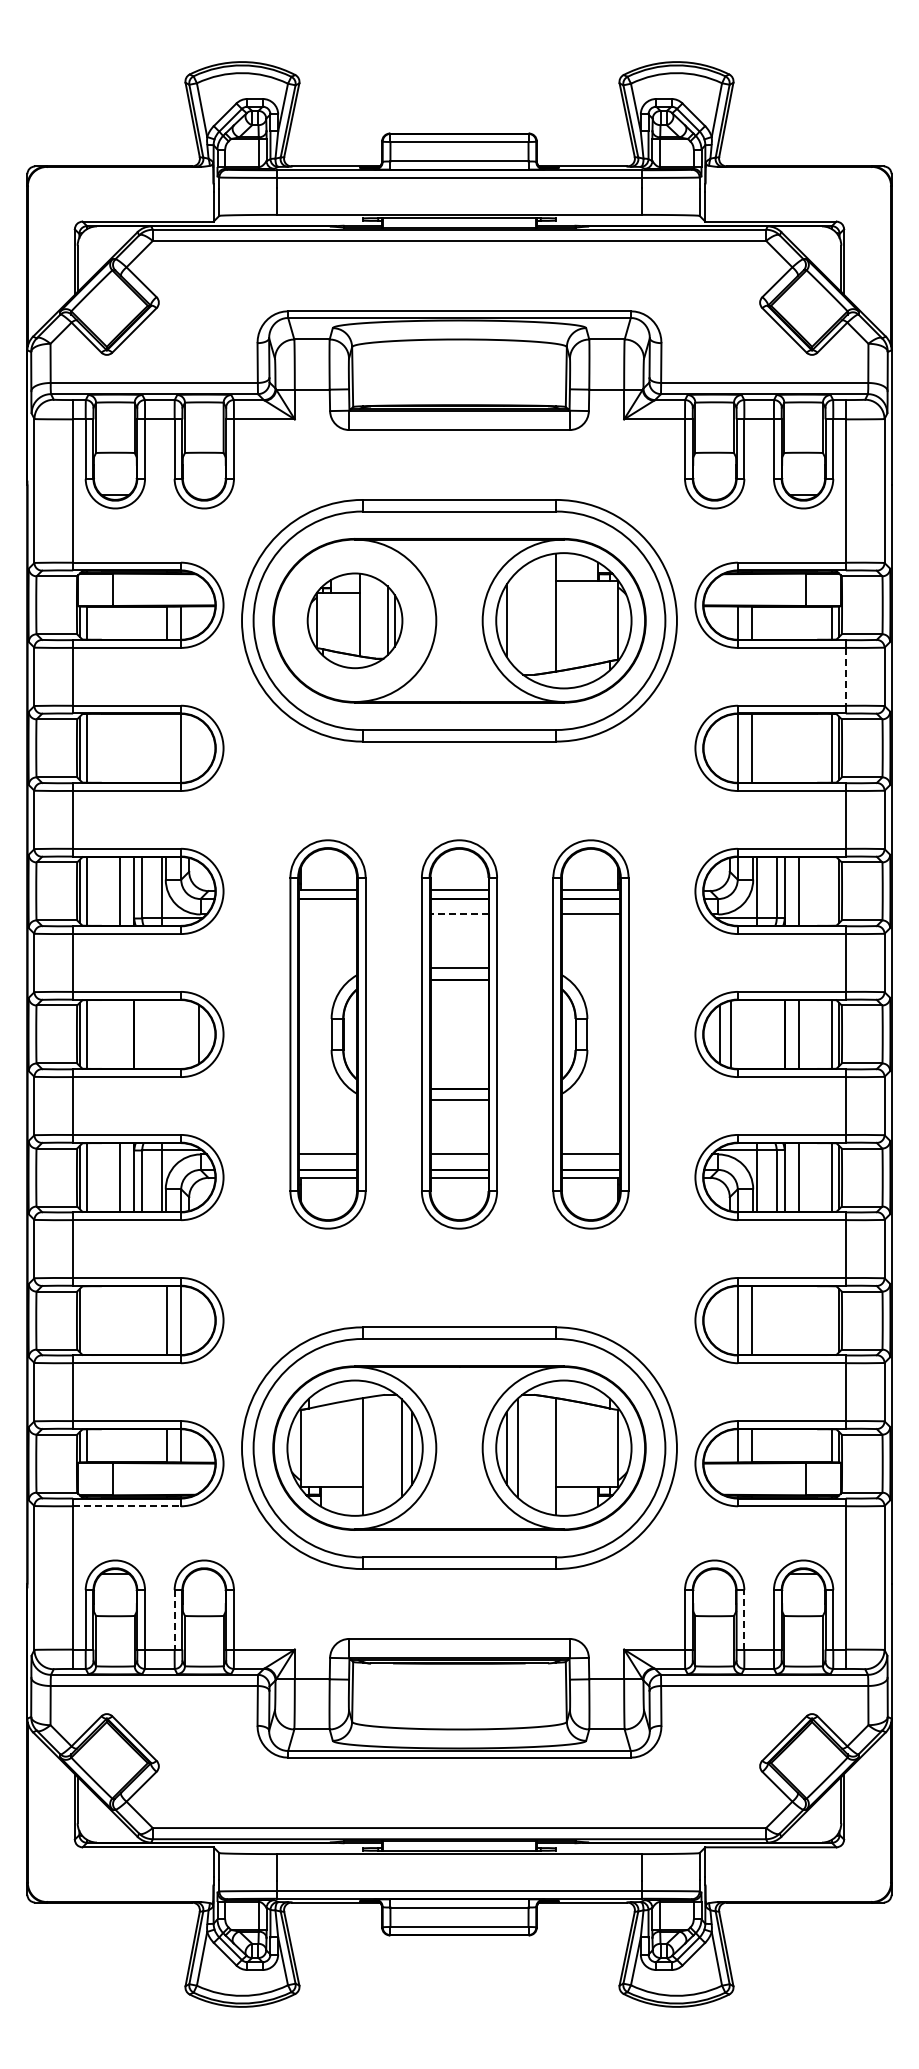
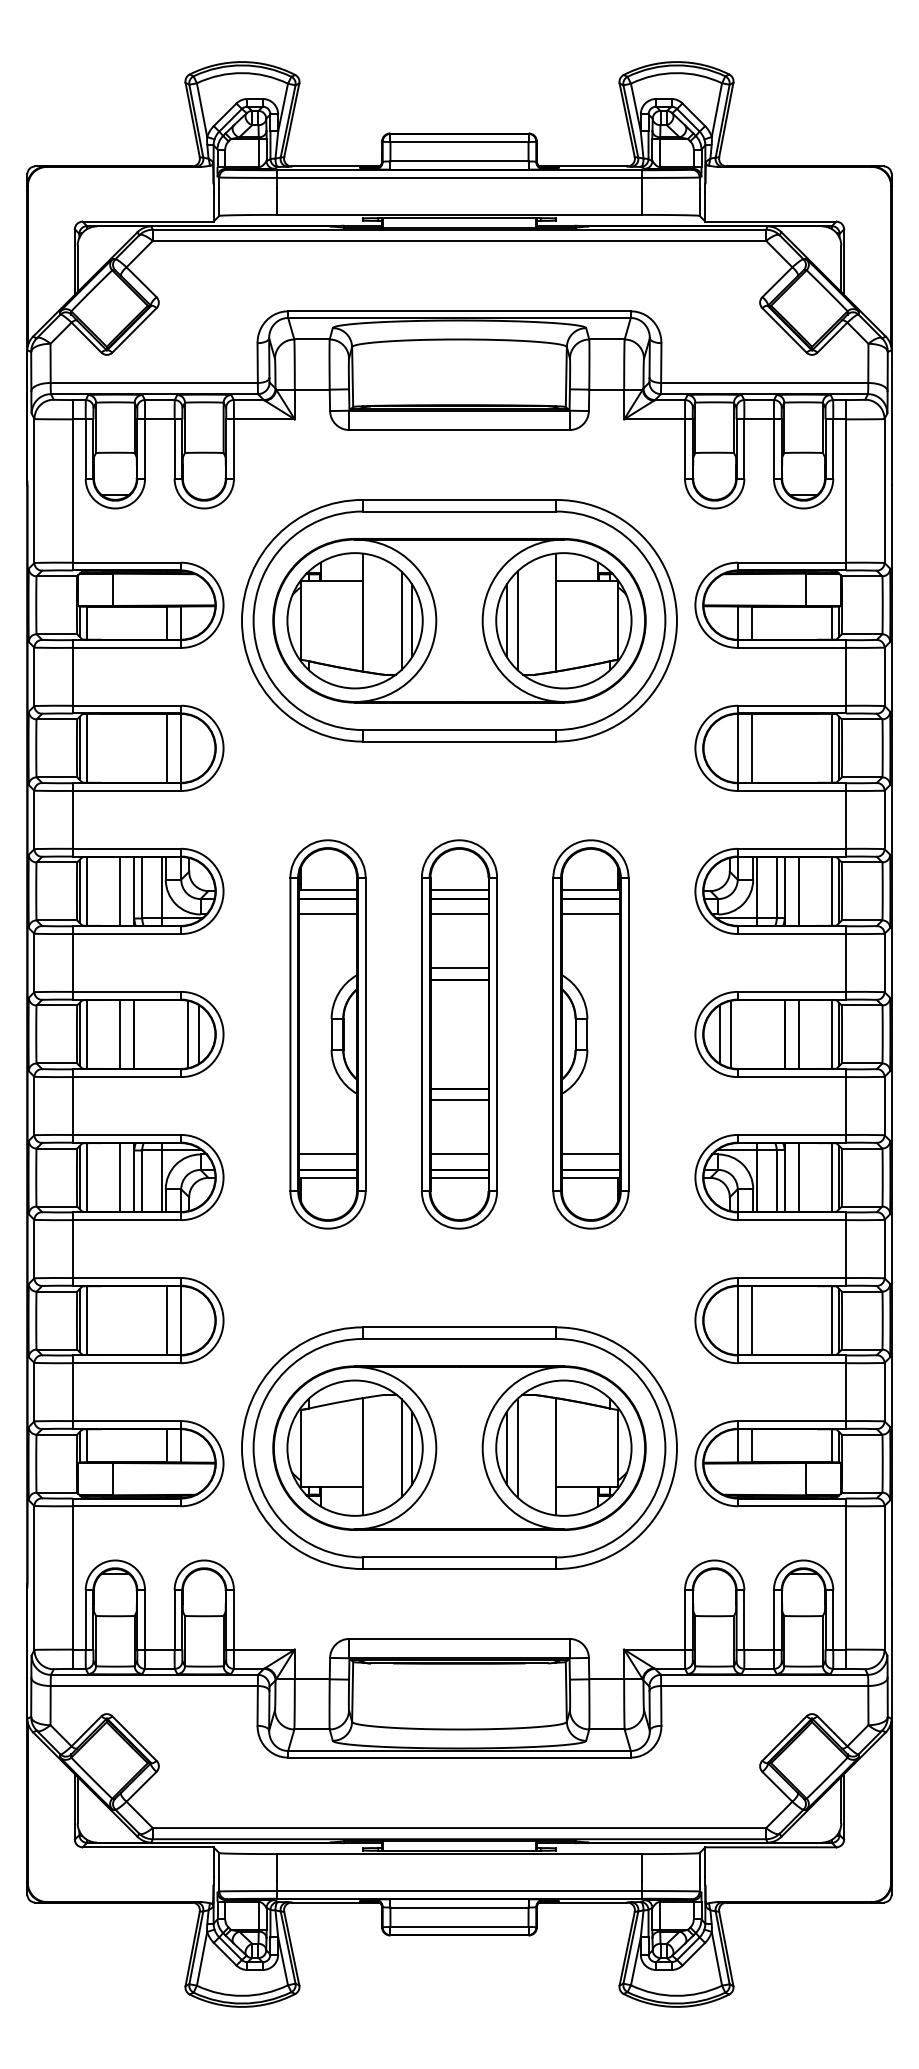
part size: 98x98 px -> 138x138 px (354, 620)
line: none -> present (517, 620)
line: dashed -> solid (845, 676)
line: none -> present (167, 747)
line: none -> present (831, 891)
line: none -> present (328, 914)
line: dashed -> solid (459, 914)
line: none -> present (120, 1034)
line: none -> present (188, 1034)
line: none -> present (87, 1320)
line: none -> present (831, 1320)
line: dashed -> solid (127, 1506)
line: dashed -> solid (174, 1619)
line: dashed -> solid (744, 1619)
